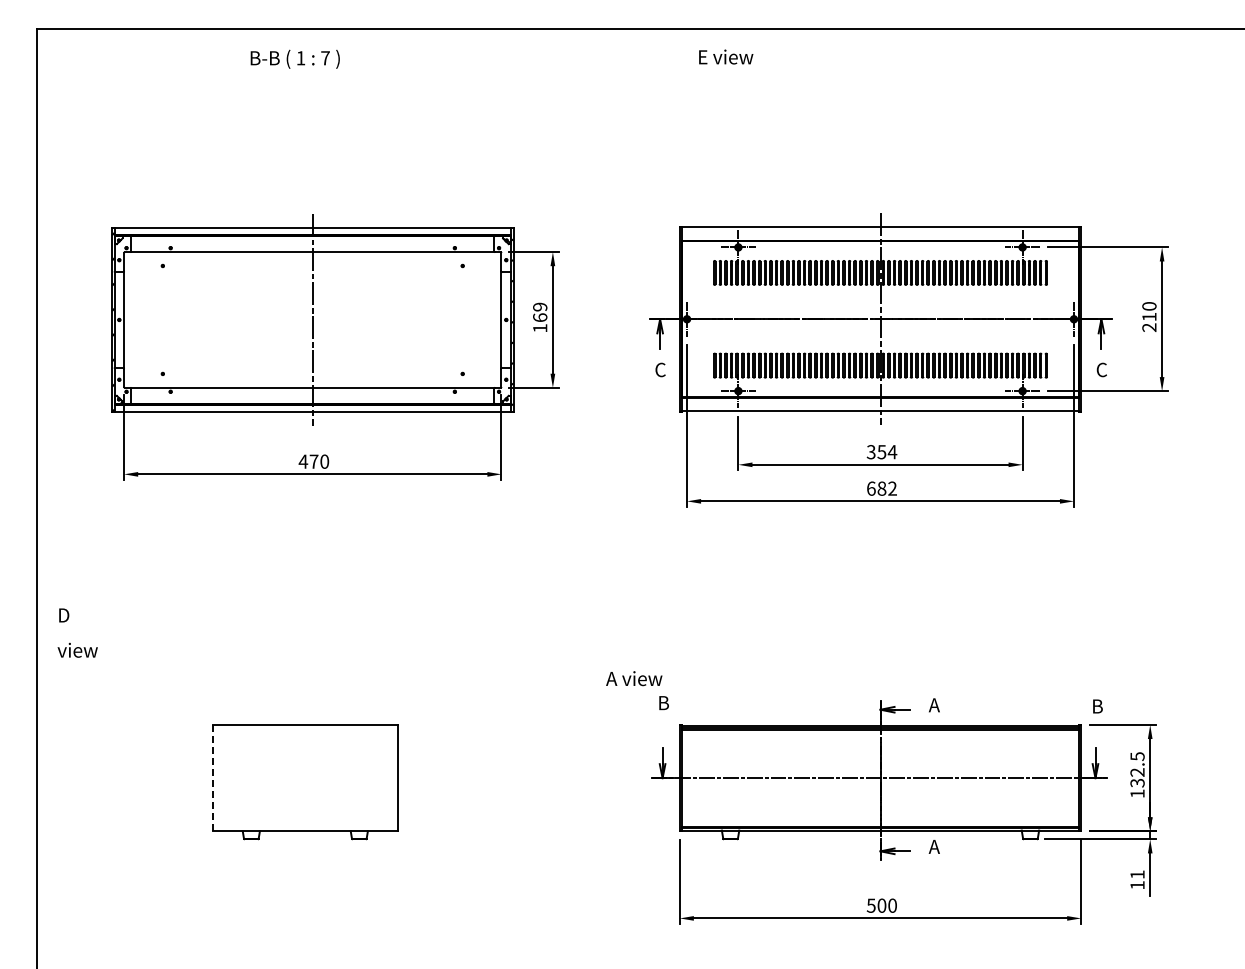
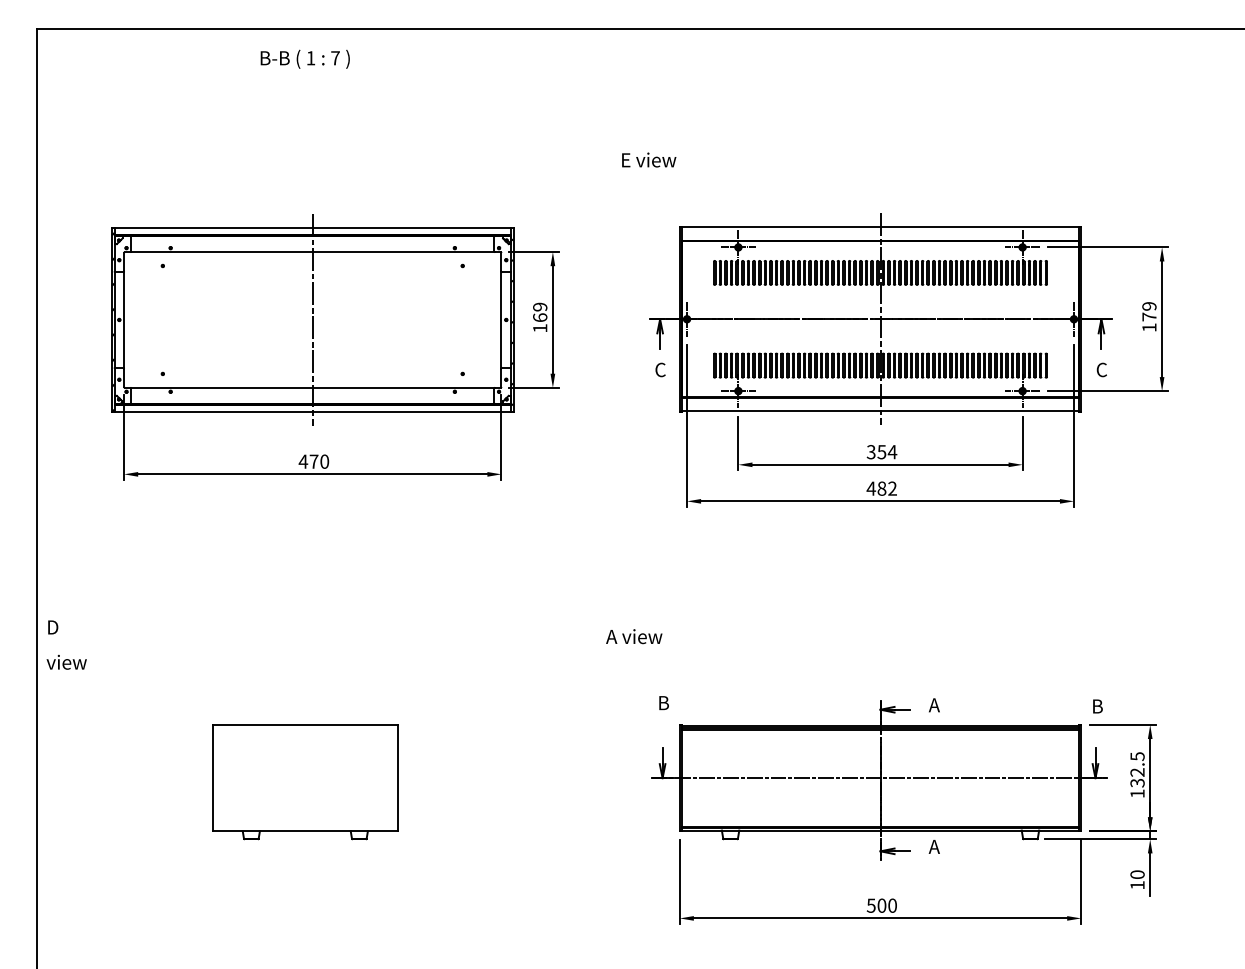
text position: (726, 56) -> (649, 159) (649, 159)
text position: (294, 58) -> (304, 58) (304, 58)
text: 210 -> 179 (1149, 316)
text: 682 -> 482 (871, 488)
text position: (77, 632) -> (66, 644) (66, 644)
text position: (634, 678) -> (634, 636) (634, 636)
line: dashed -> solid (213, 778)
text: 11 -> 10 (1137, 874)
